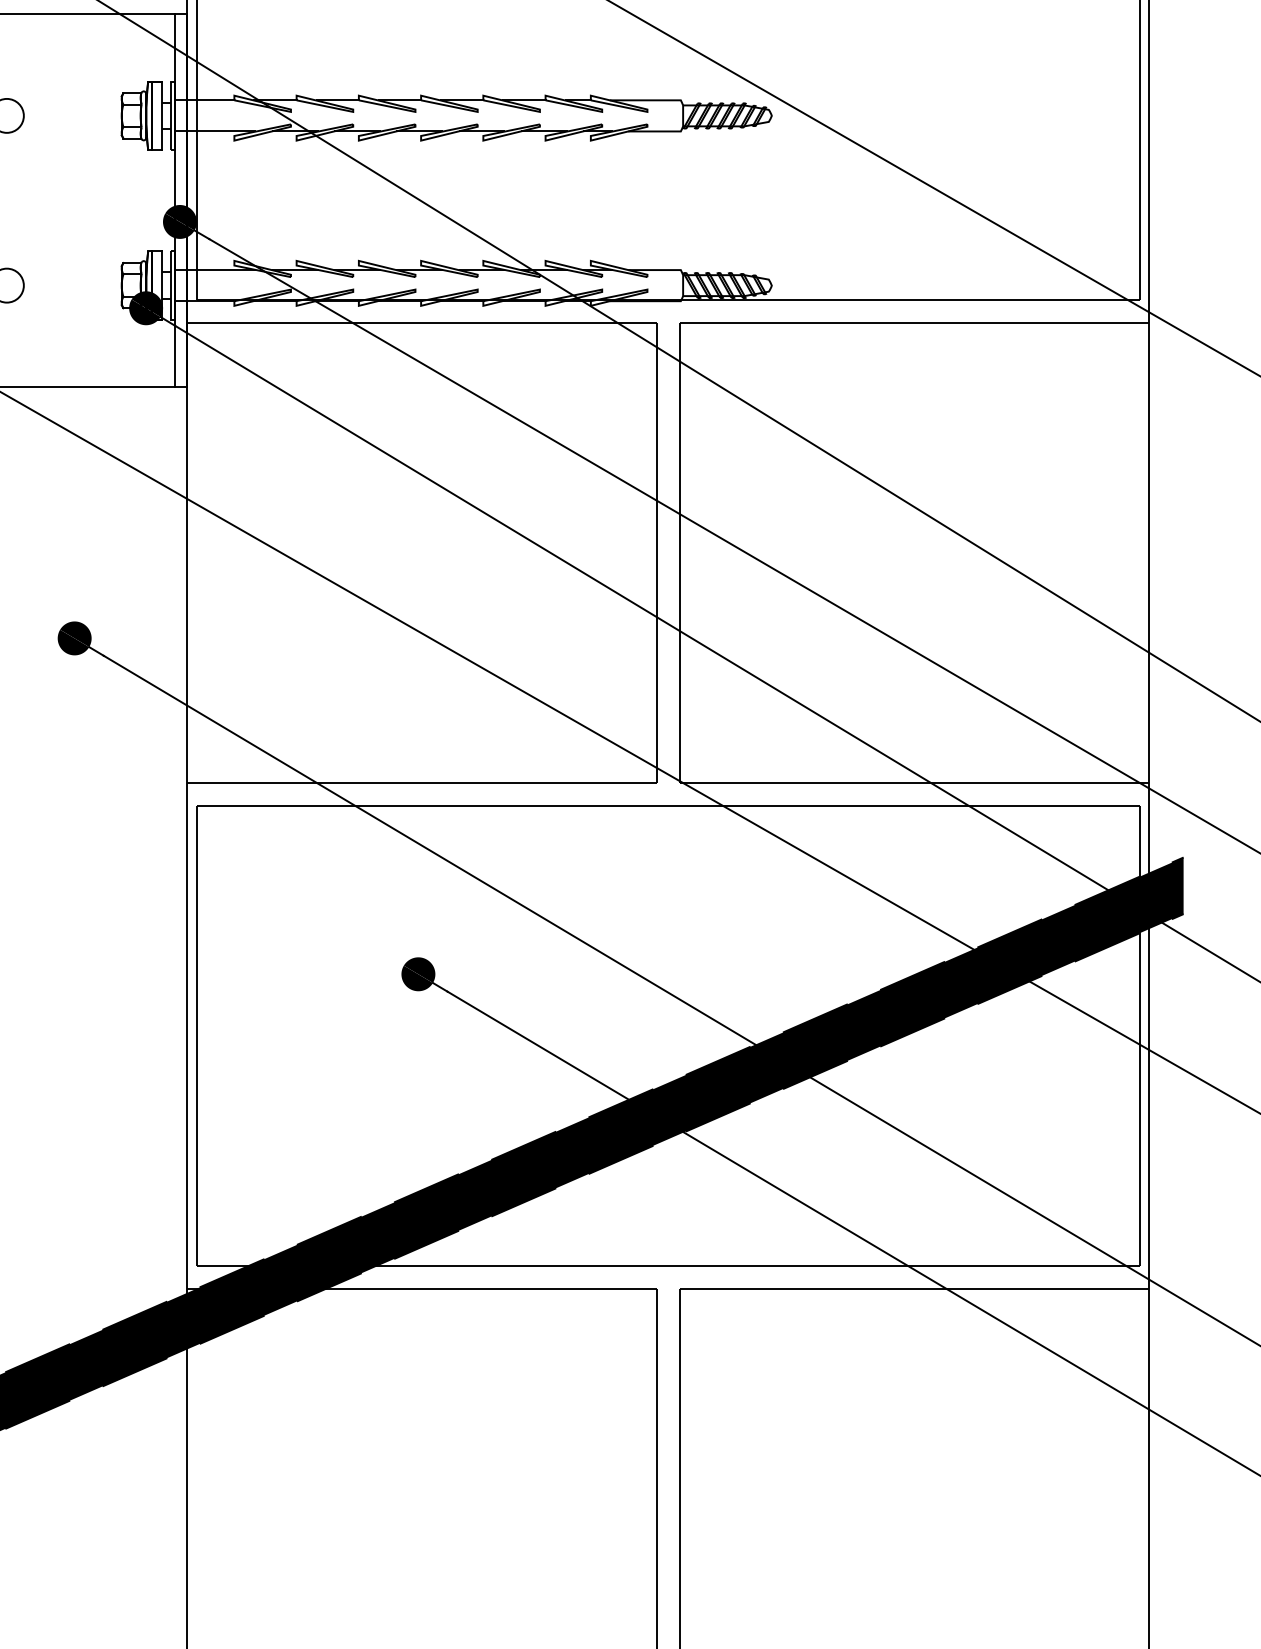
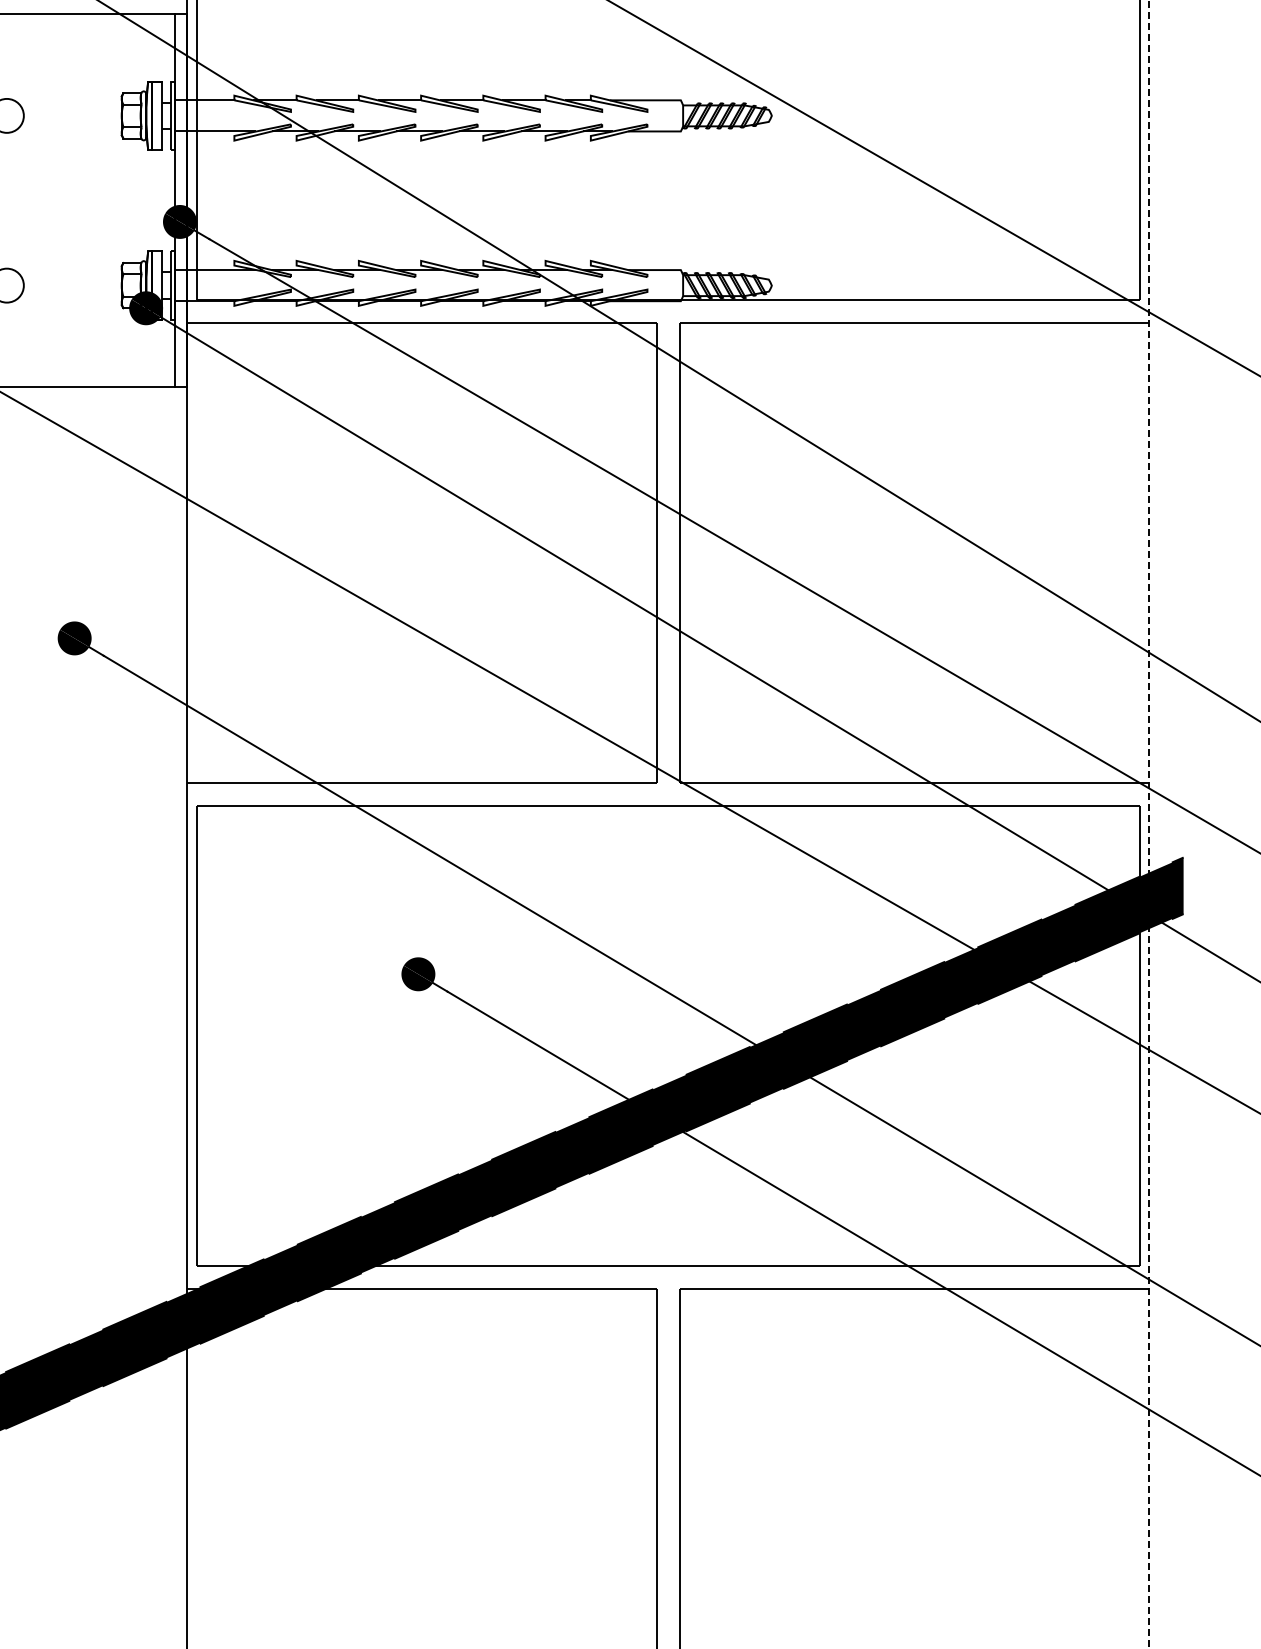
line: solid -> dashed (1149, 824)
